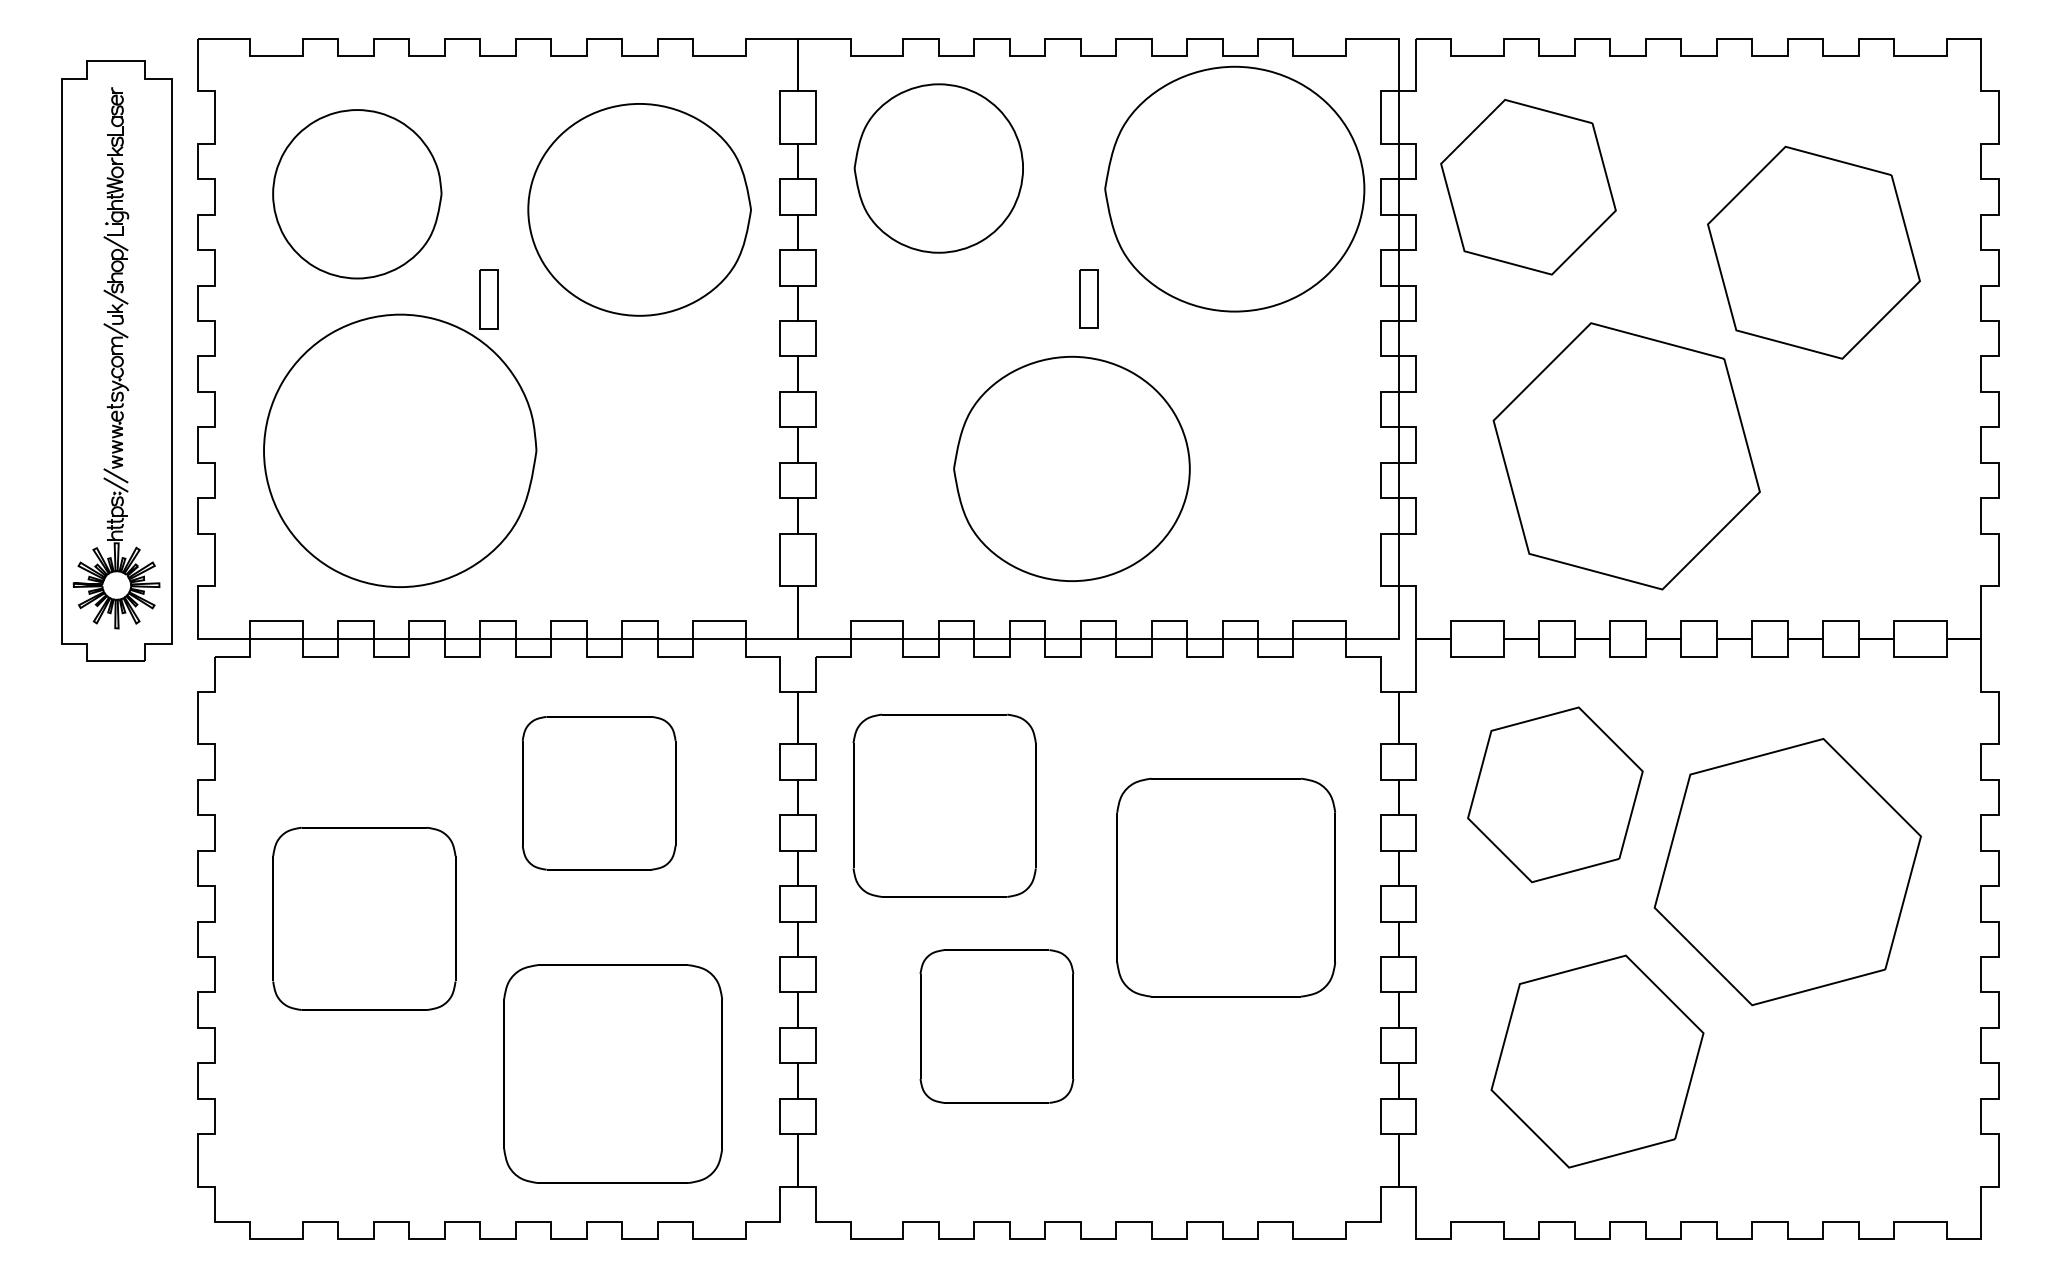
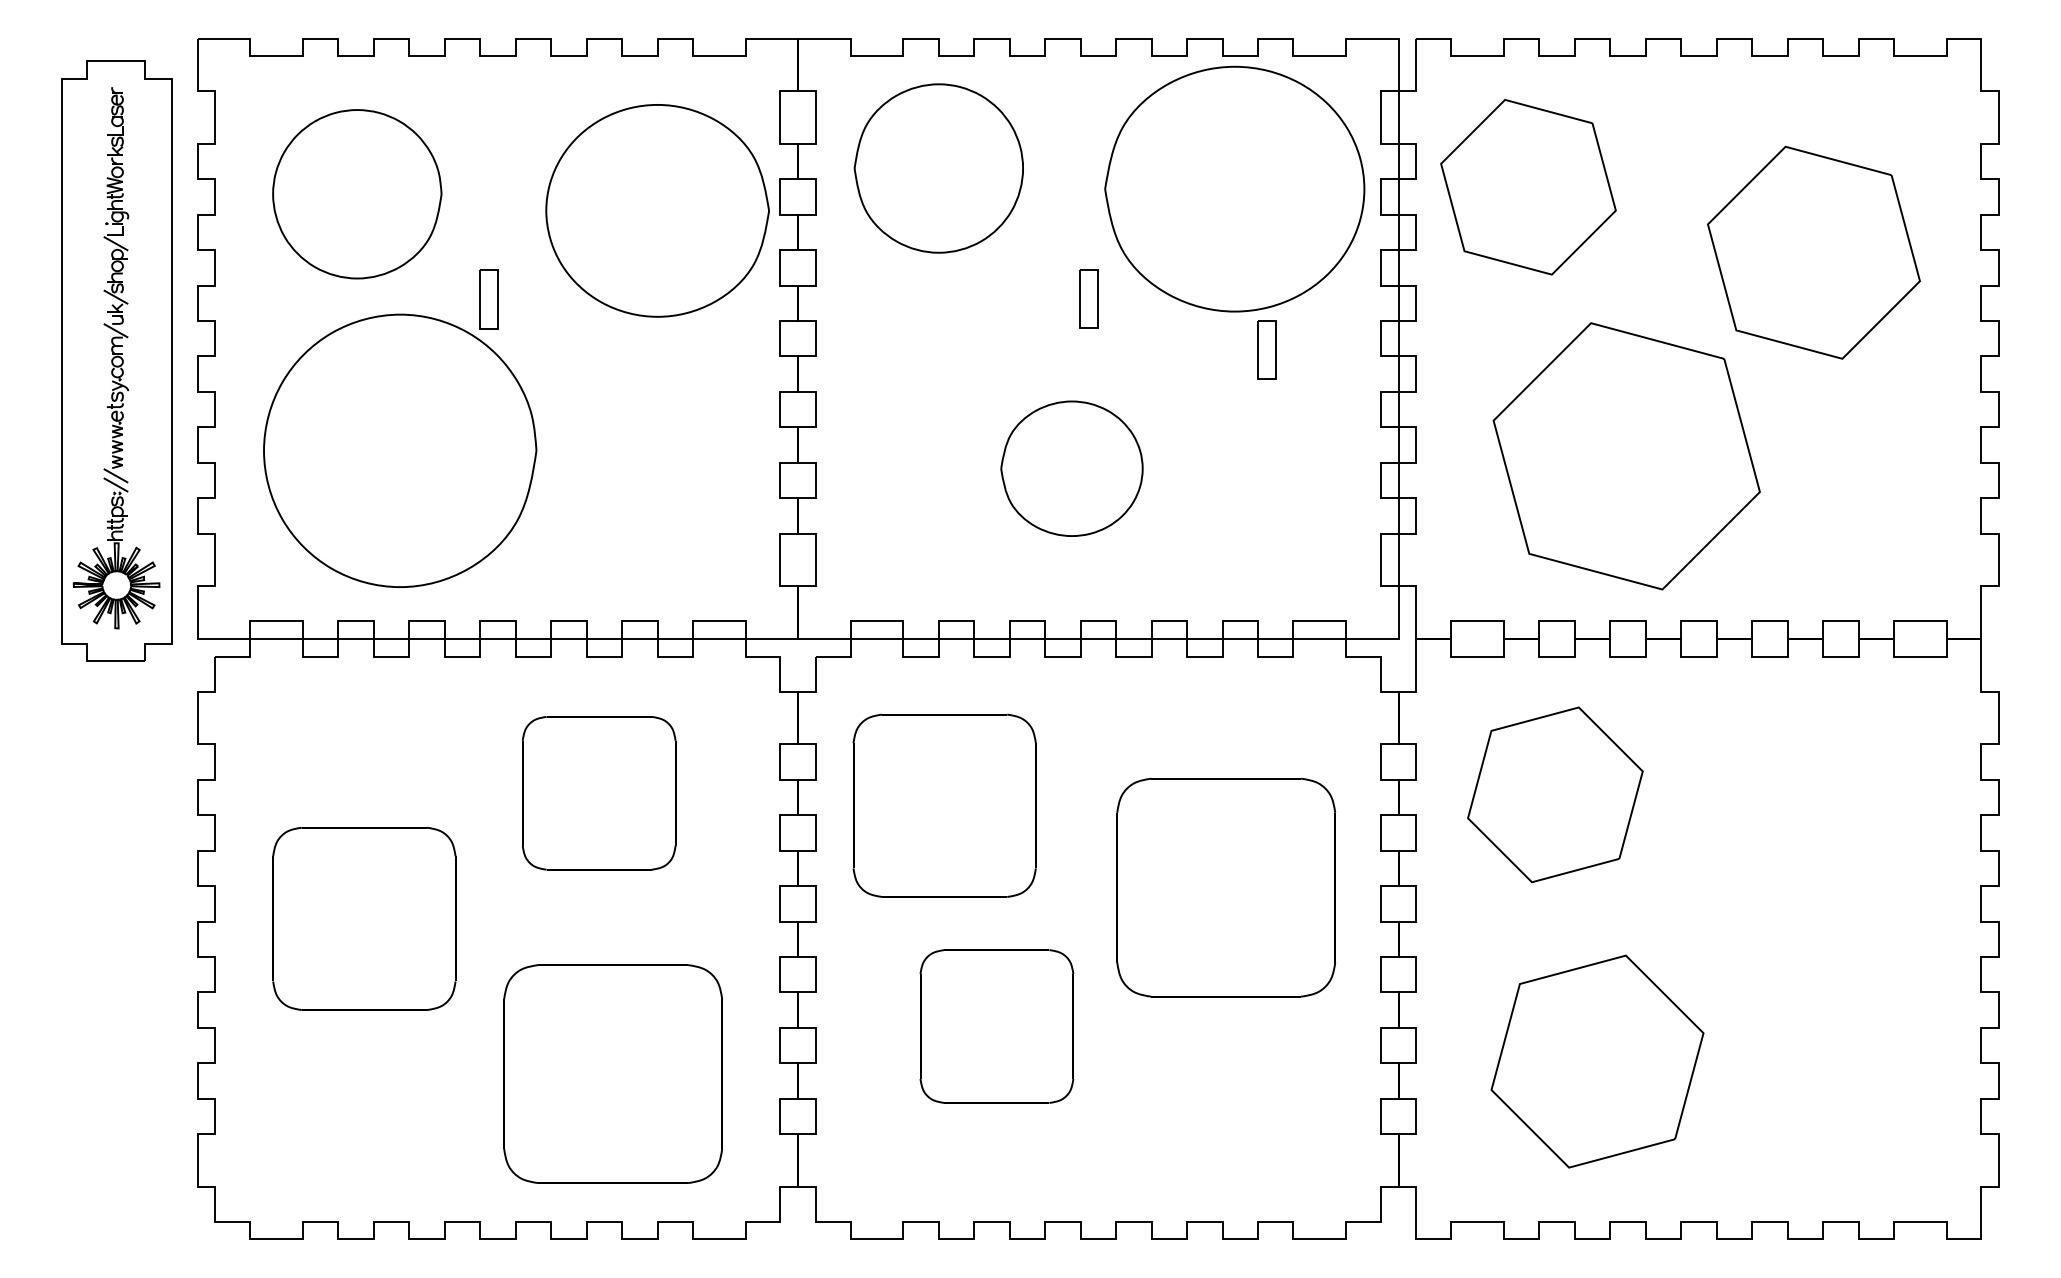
part position: (639, 209) -> (657, 210) (657, 210)
part: none -> present (1266, 349)
part size: 238x227 px -> 144x137 px (1071, 468)
part: present -> none (1787, 872)
